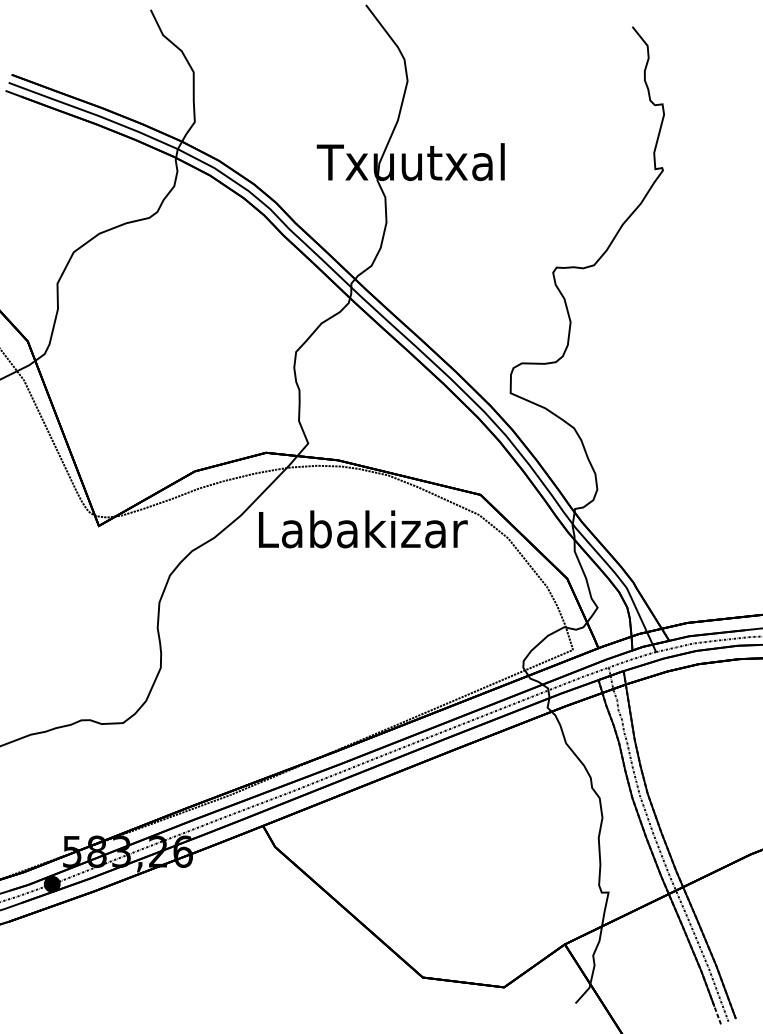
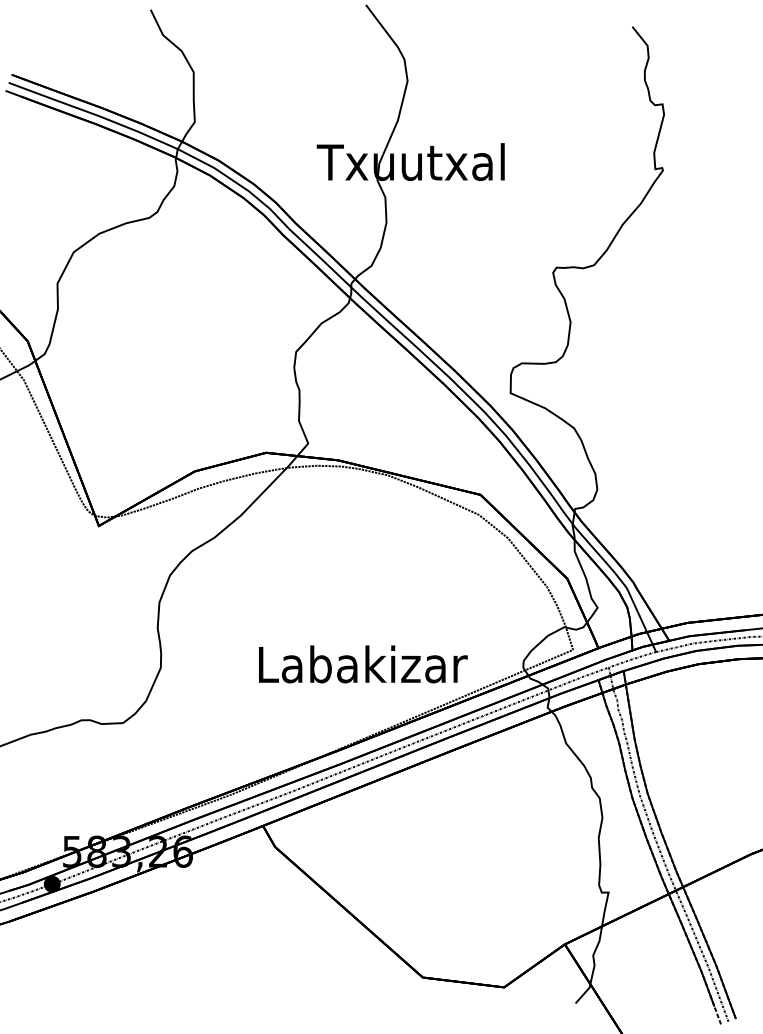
text position: (363, 529) -> (363, 664) (363, 664)
